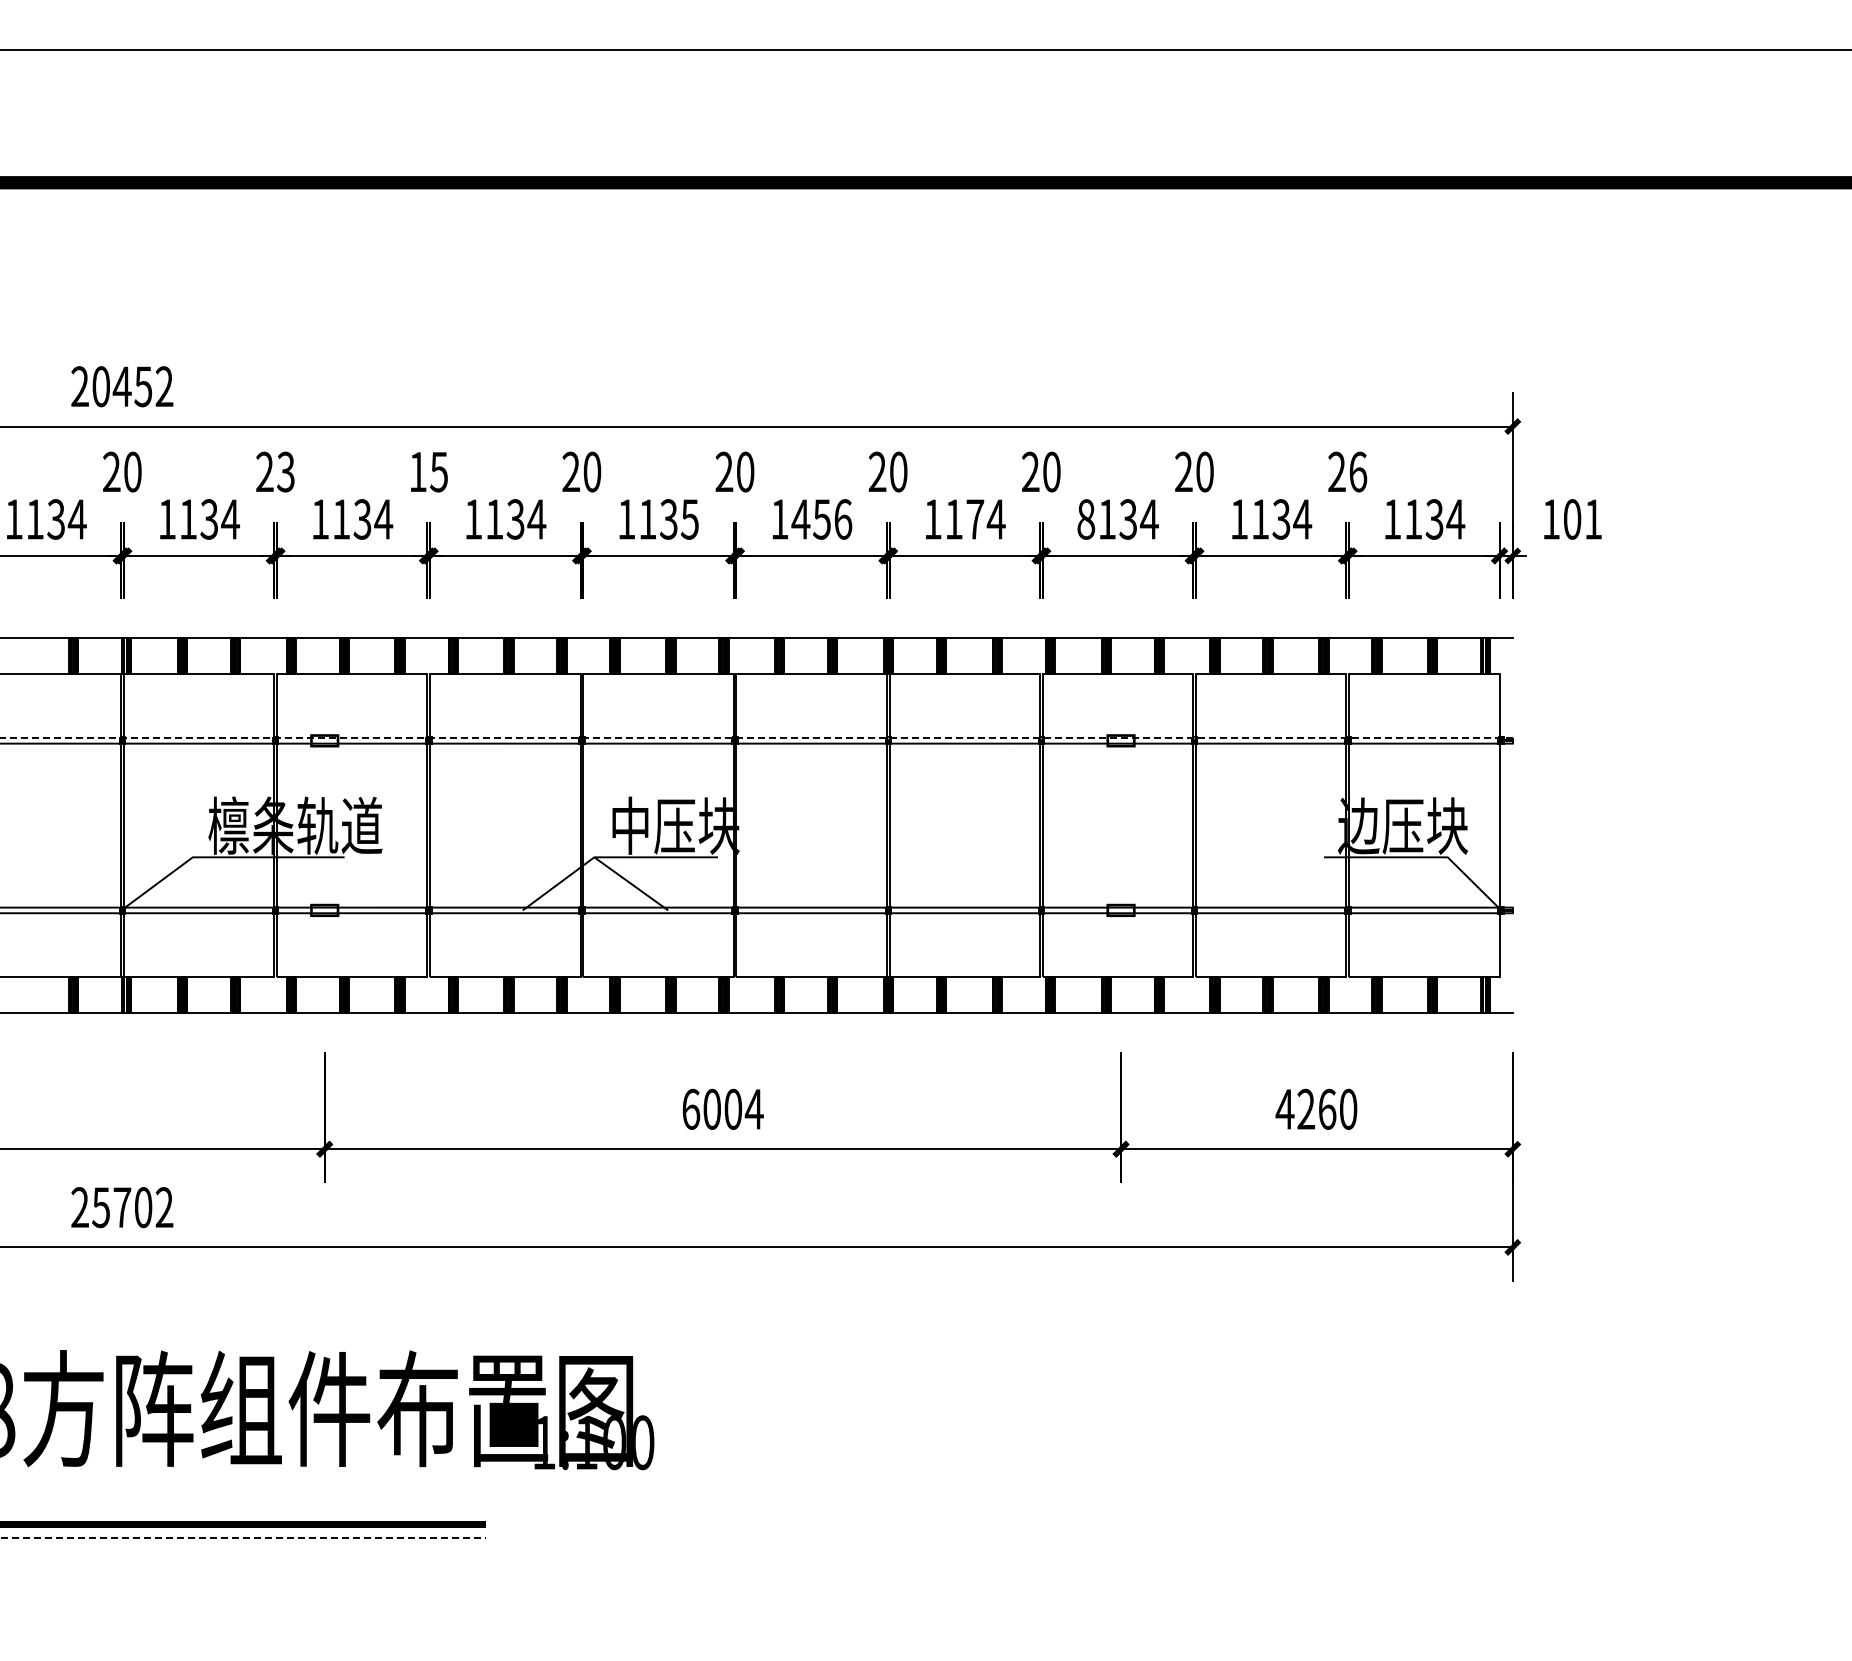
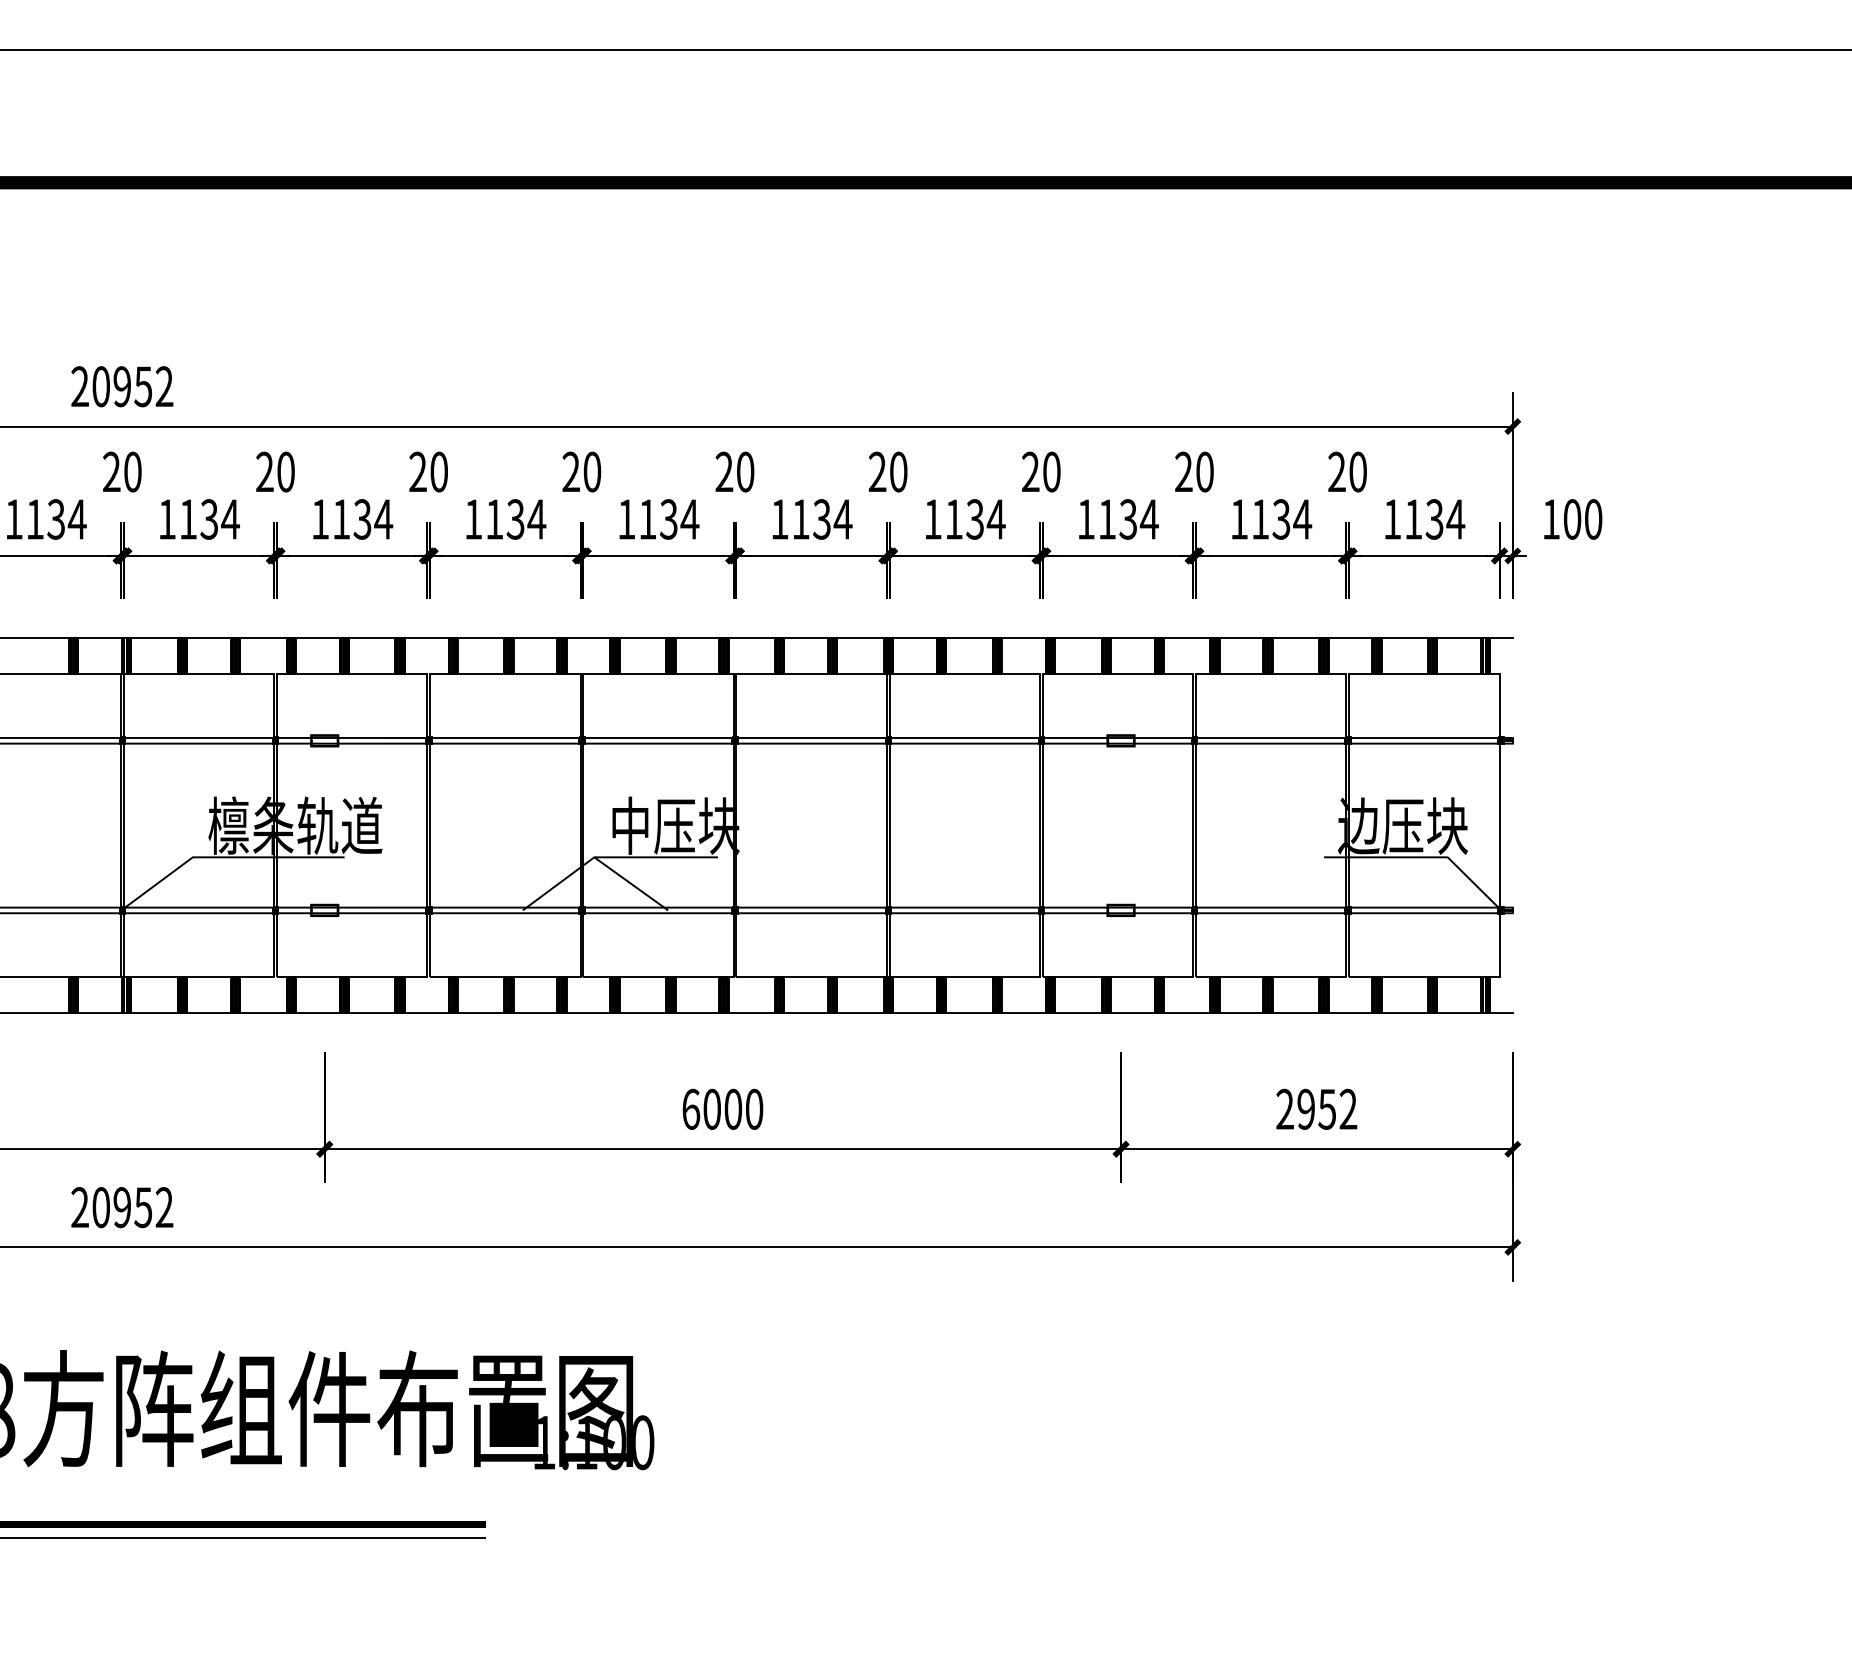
text: 20452 -> 20952 (121, 386)
text: 23 -> 20 (285, 471)
text: 15 -> 20 (428, 471)
text: 26 -> 20 (1358, 471)
text: 1135 -> 1134 (689, 519)
text: 1456 -> 1134 (821, 519)
text: 1174 -> 1134 (975, 519)
text: 8134 -> 1134 (1086, 519)
text: 101 -> 100 (1593, 519)
line: dashed -> solid (756, 738)
text: 6004 -> 6000 (753, 1108)
text: 4260 -> 2952 (1316, 1108)
text: 25702 -> 20952 (122, 1207)
line: dashed -> solid (243, 1537)
